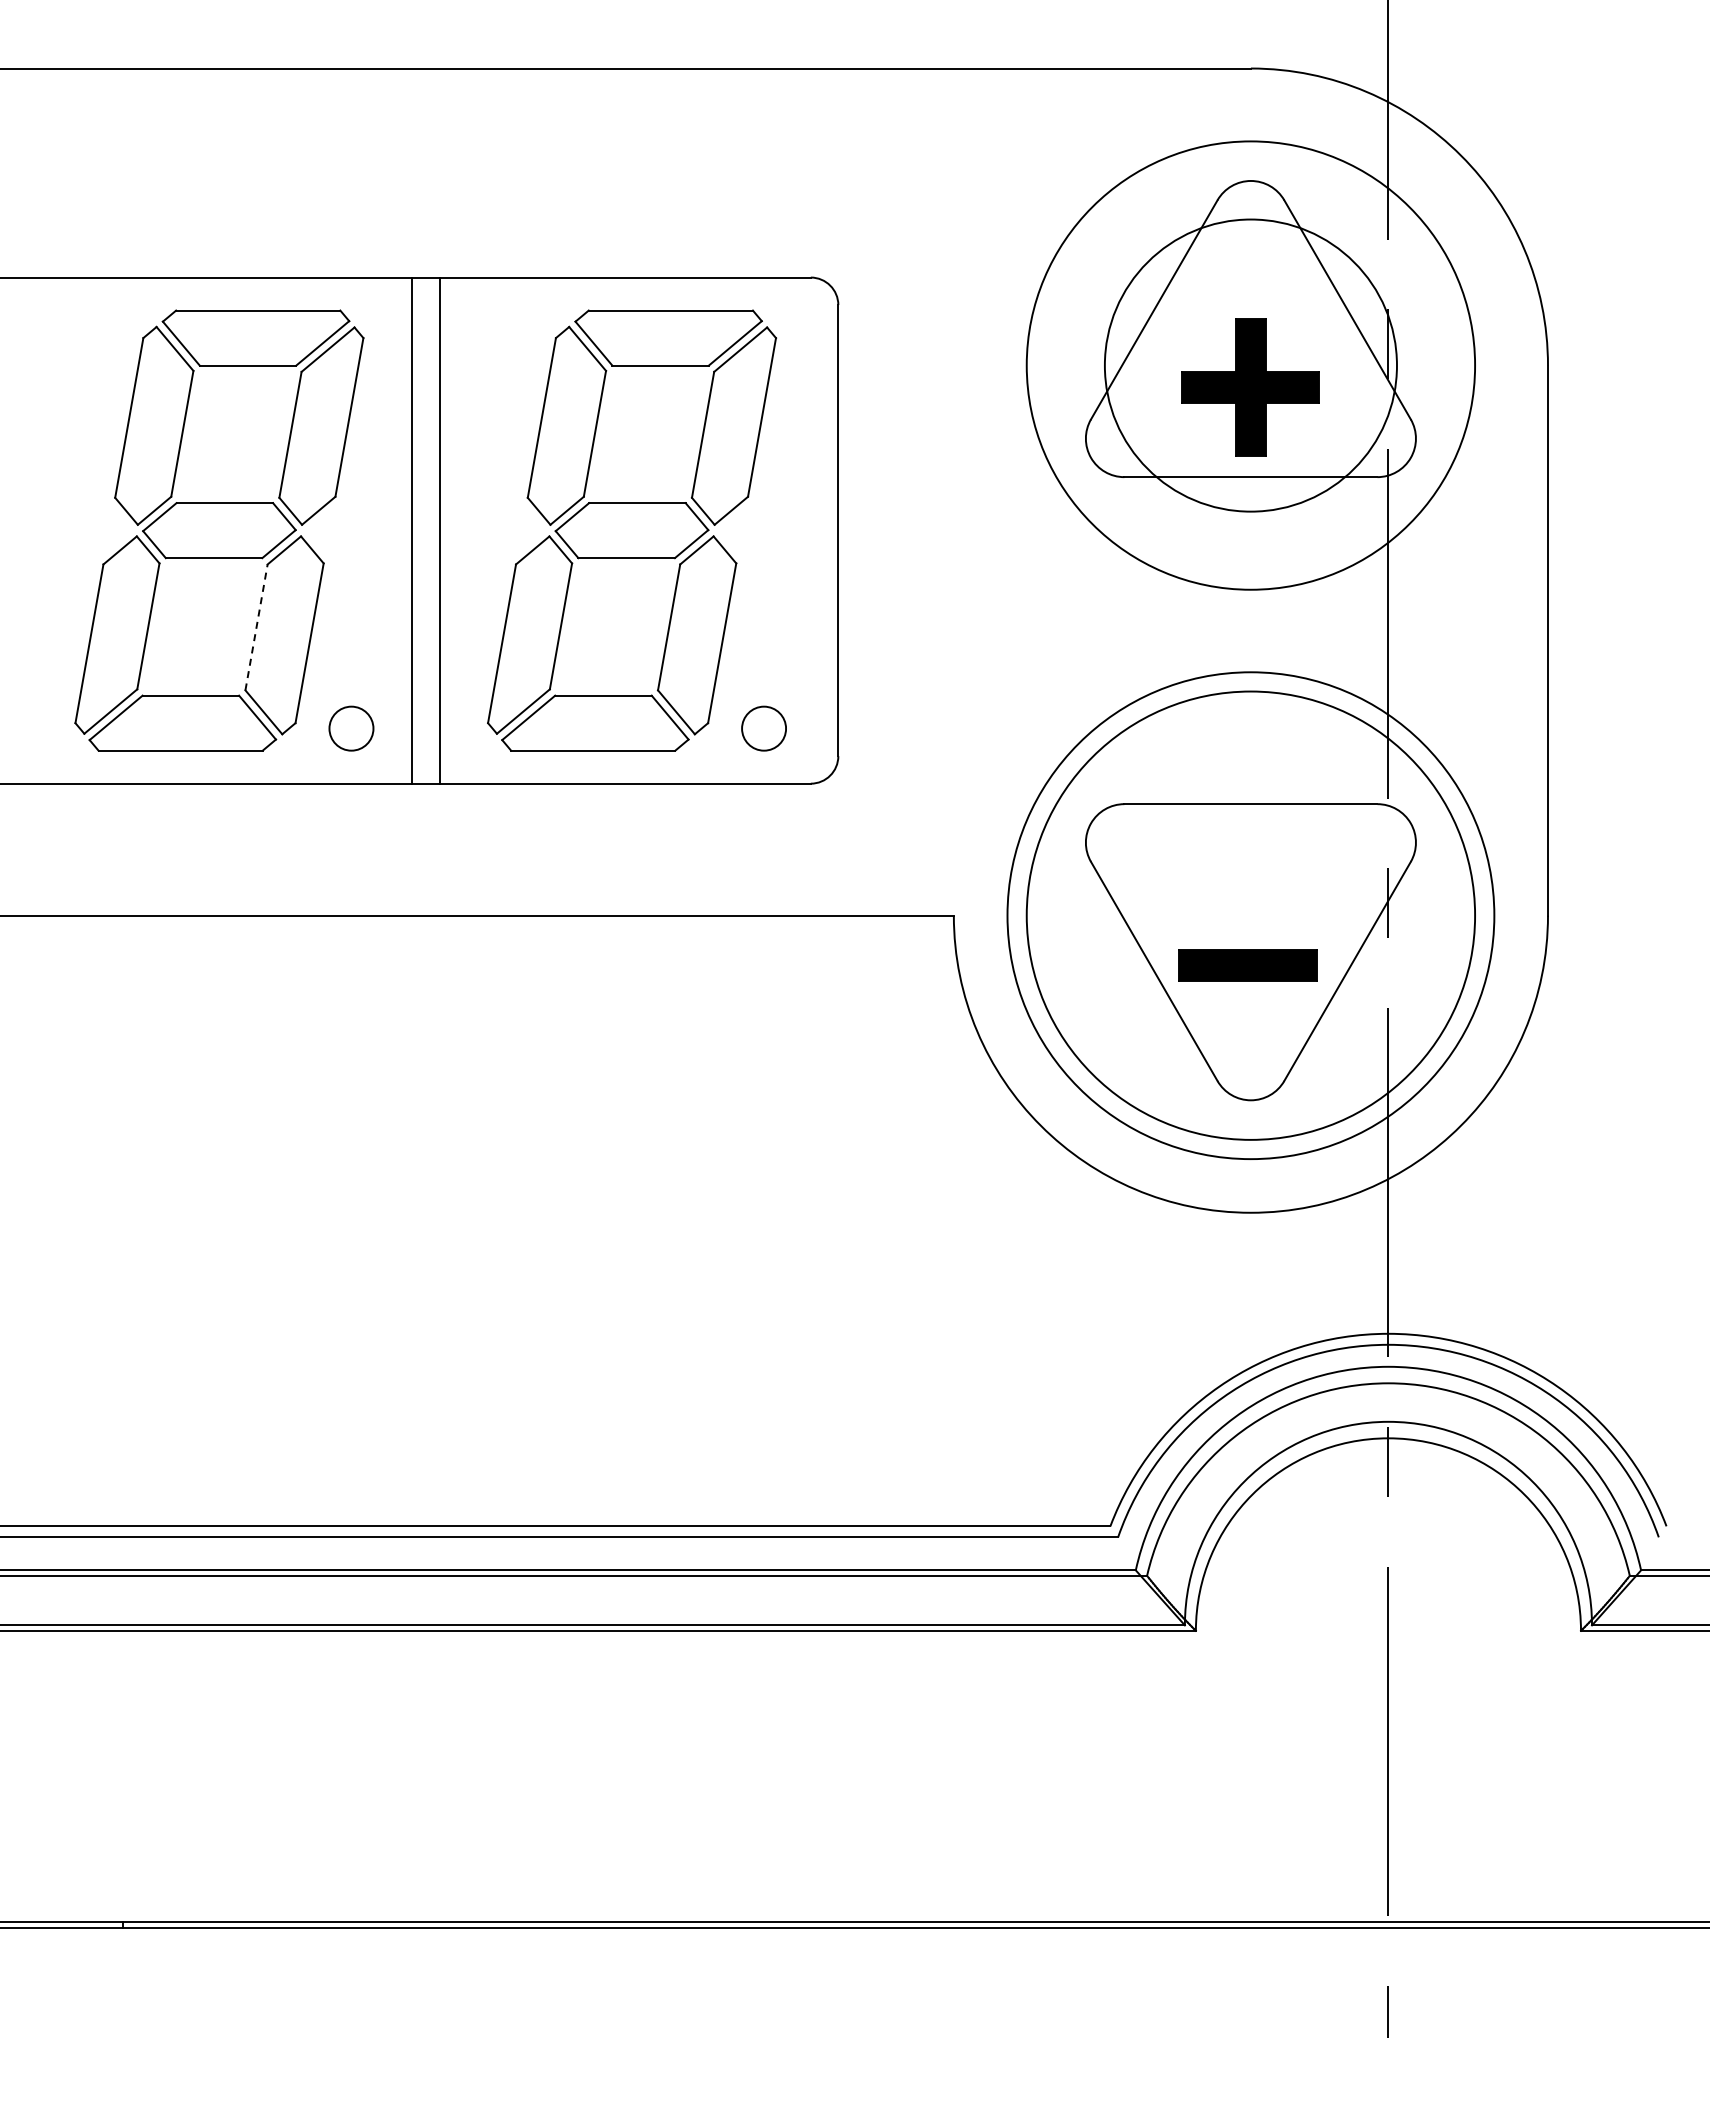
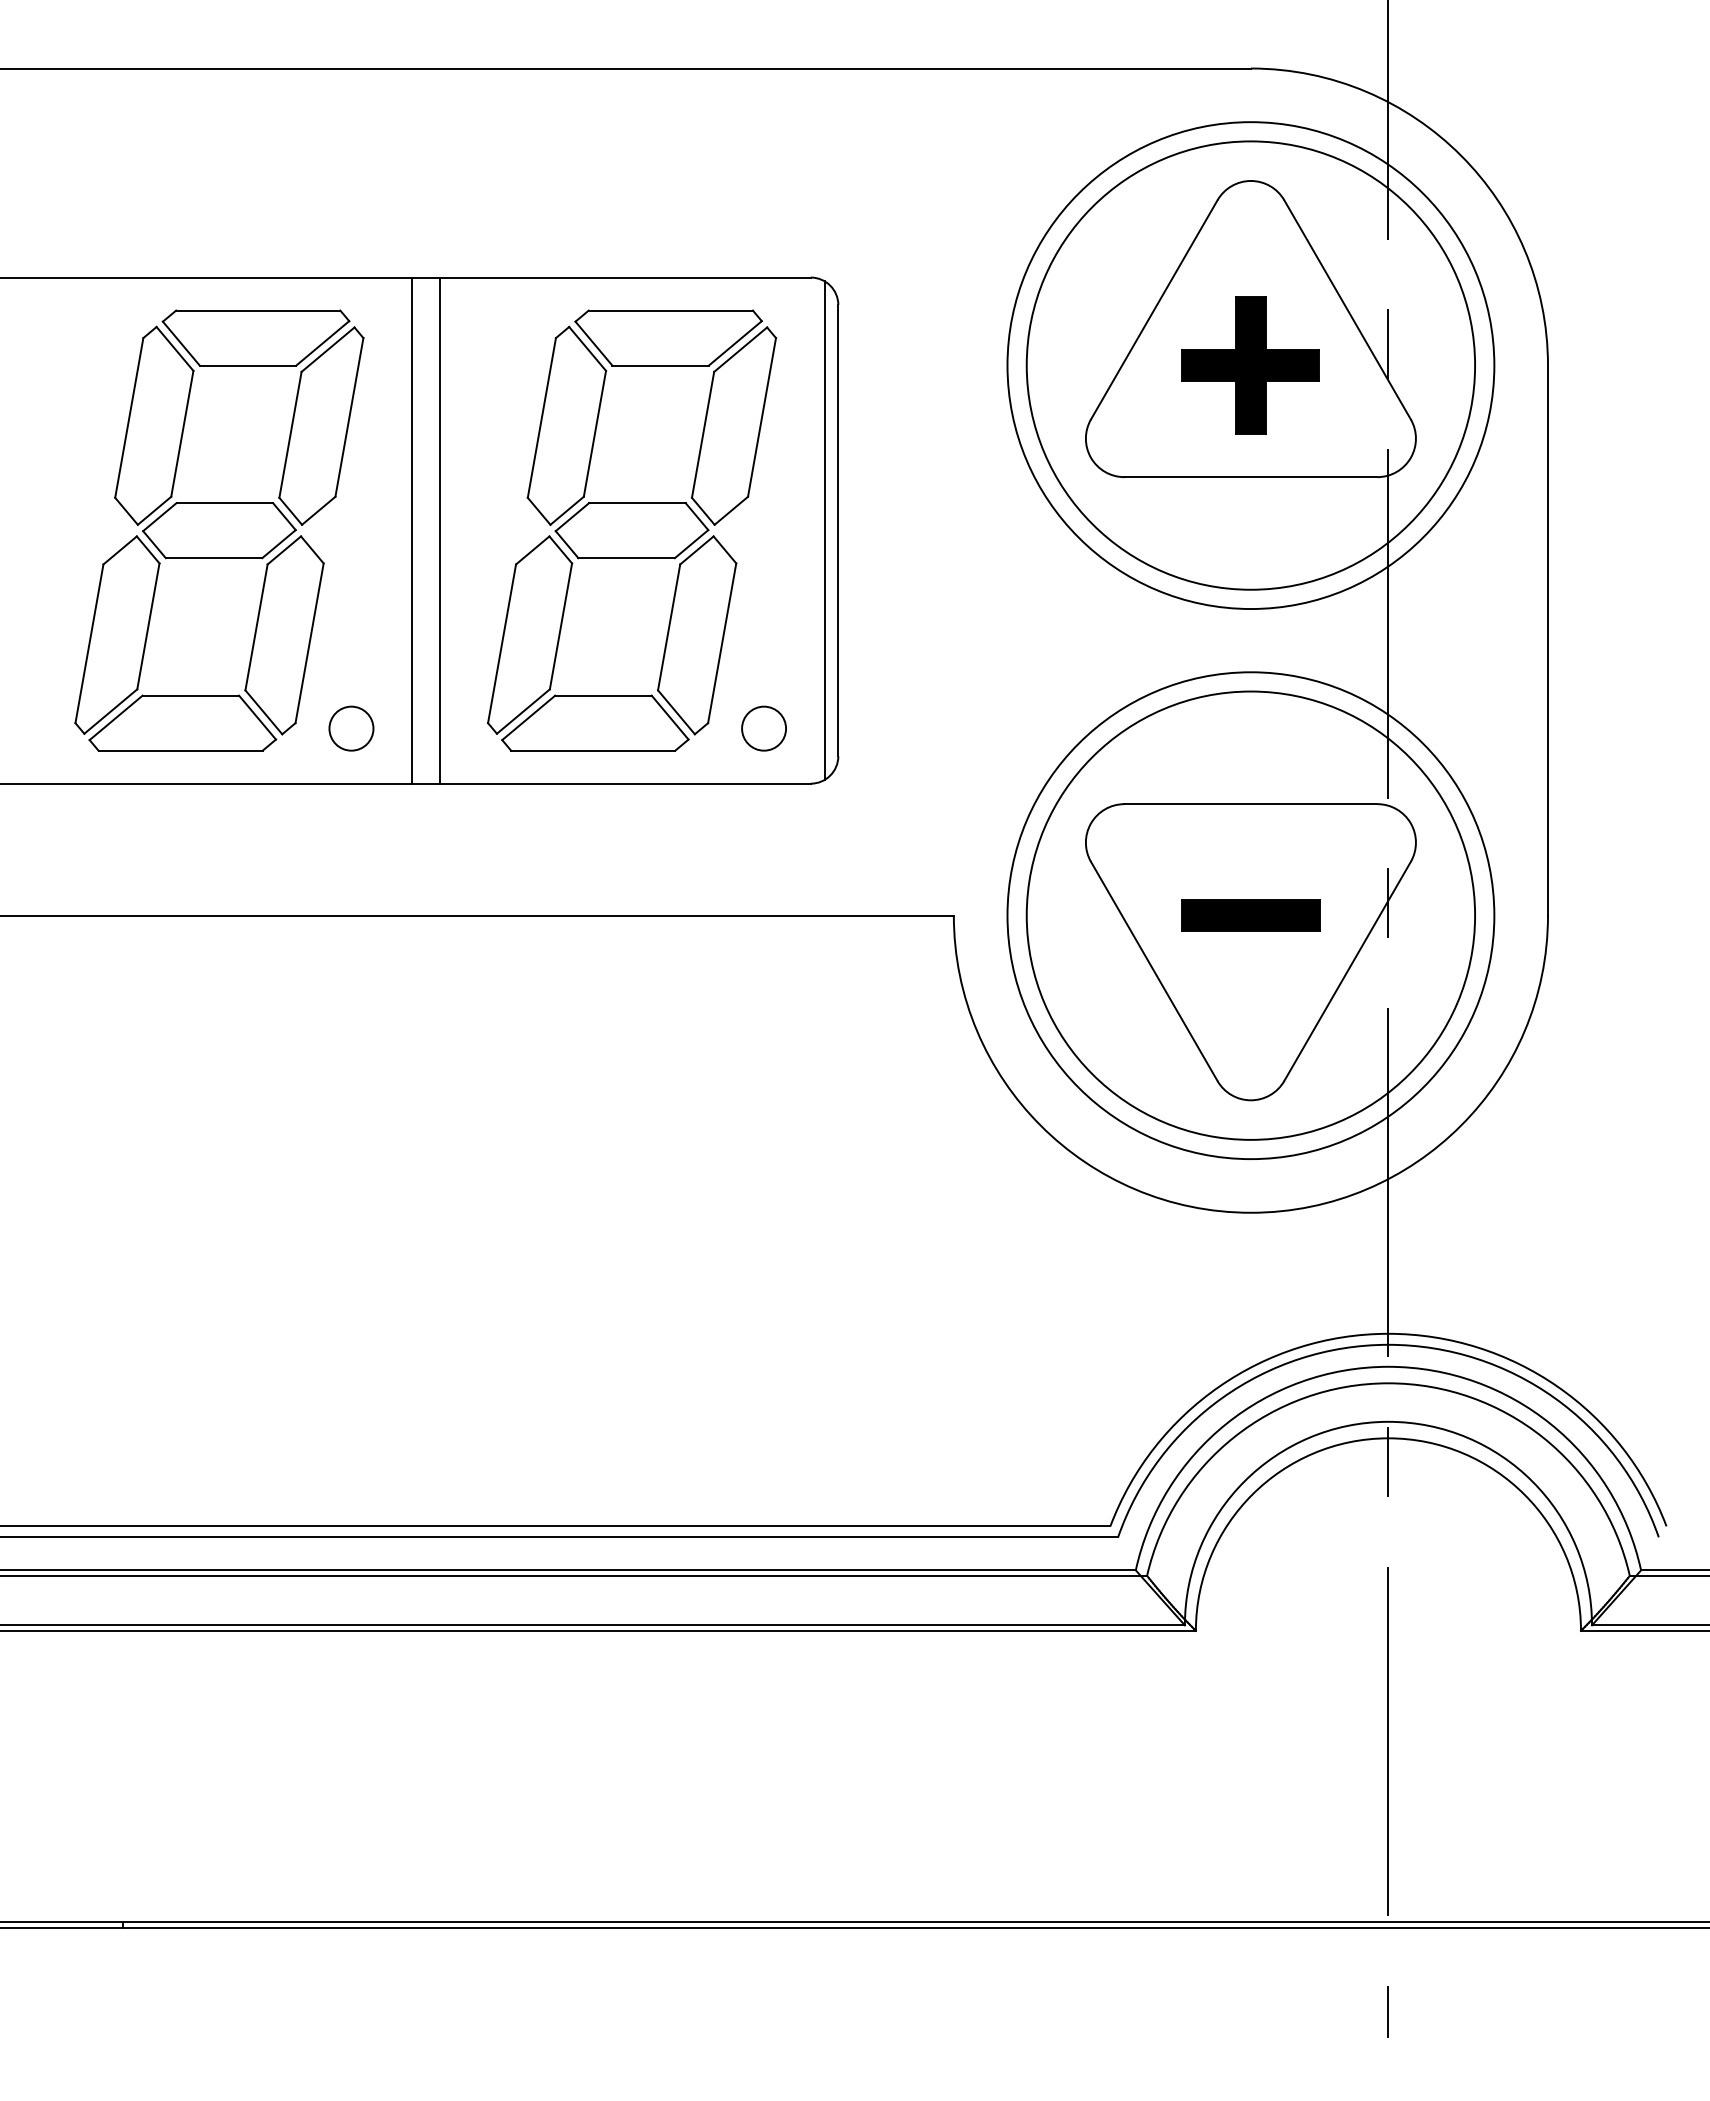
circle diameter: 292 px -> 487 px (1250, 365)
part position: (1250, 387) -> (1250, 365) (1250, 365)
line: none -> present (824, 530)
line: dashed -> solid (256, 627)
part position: (1247, 965) -> (1250, 915) (1250, 915)
